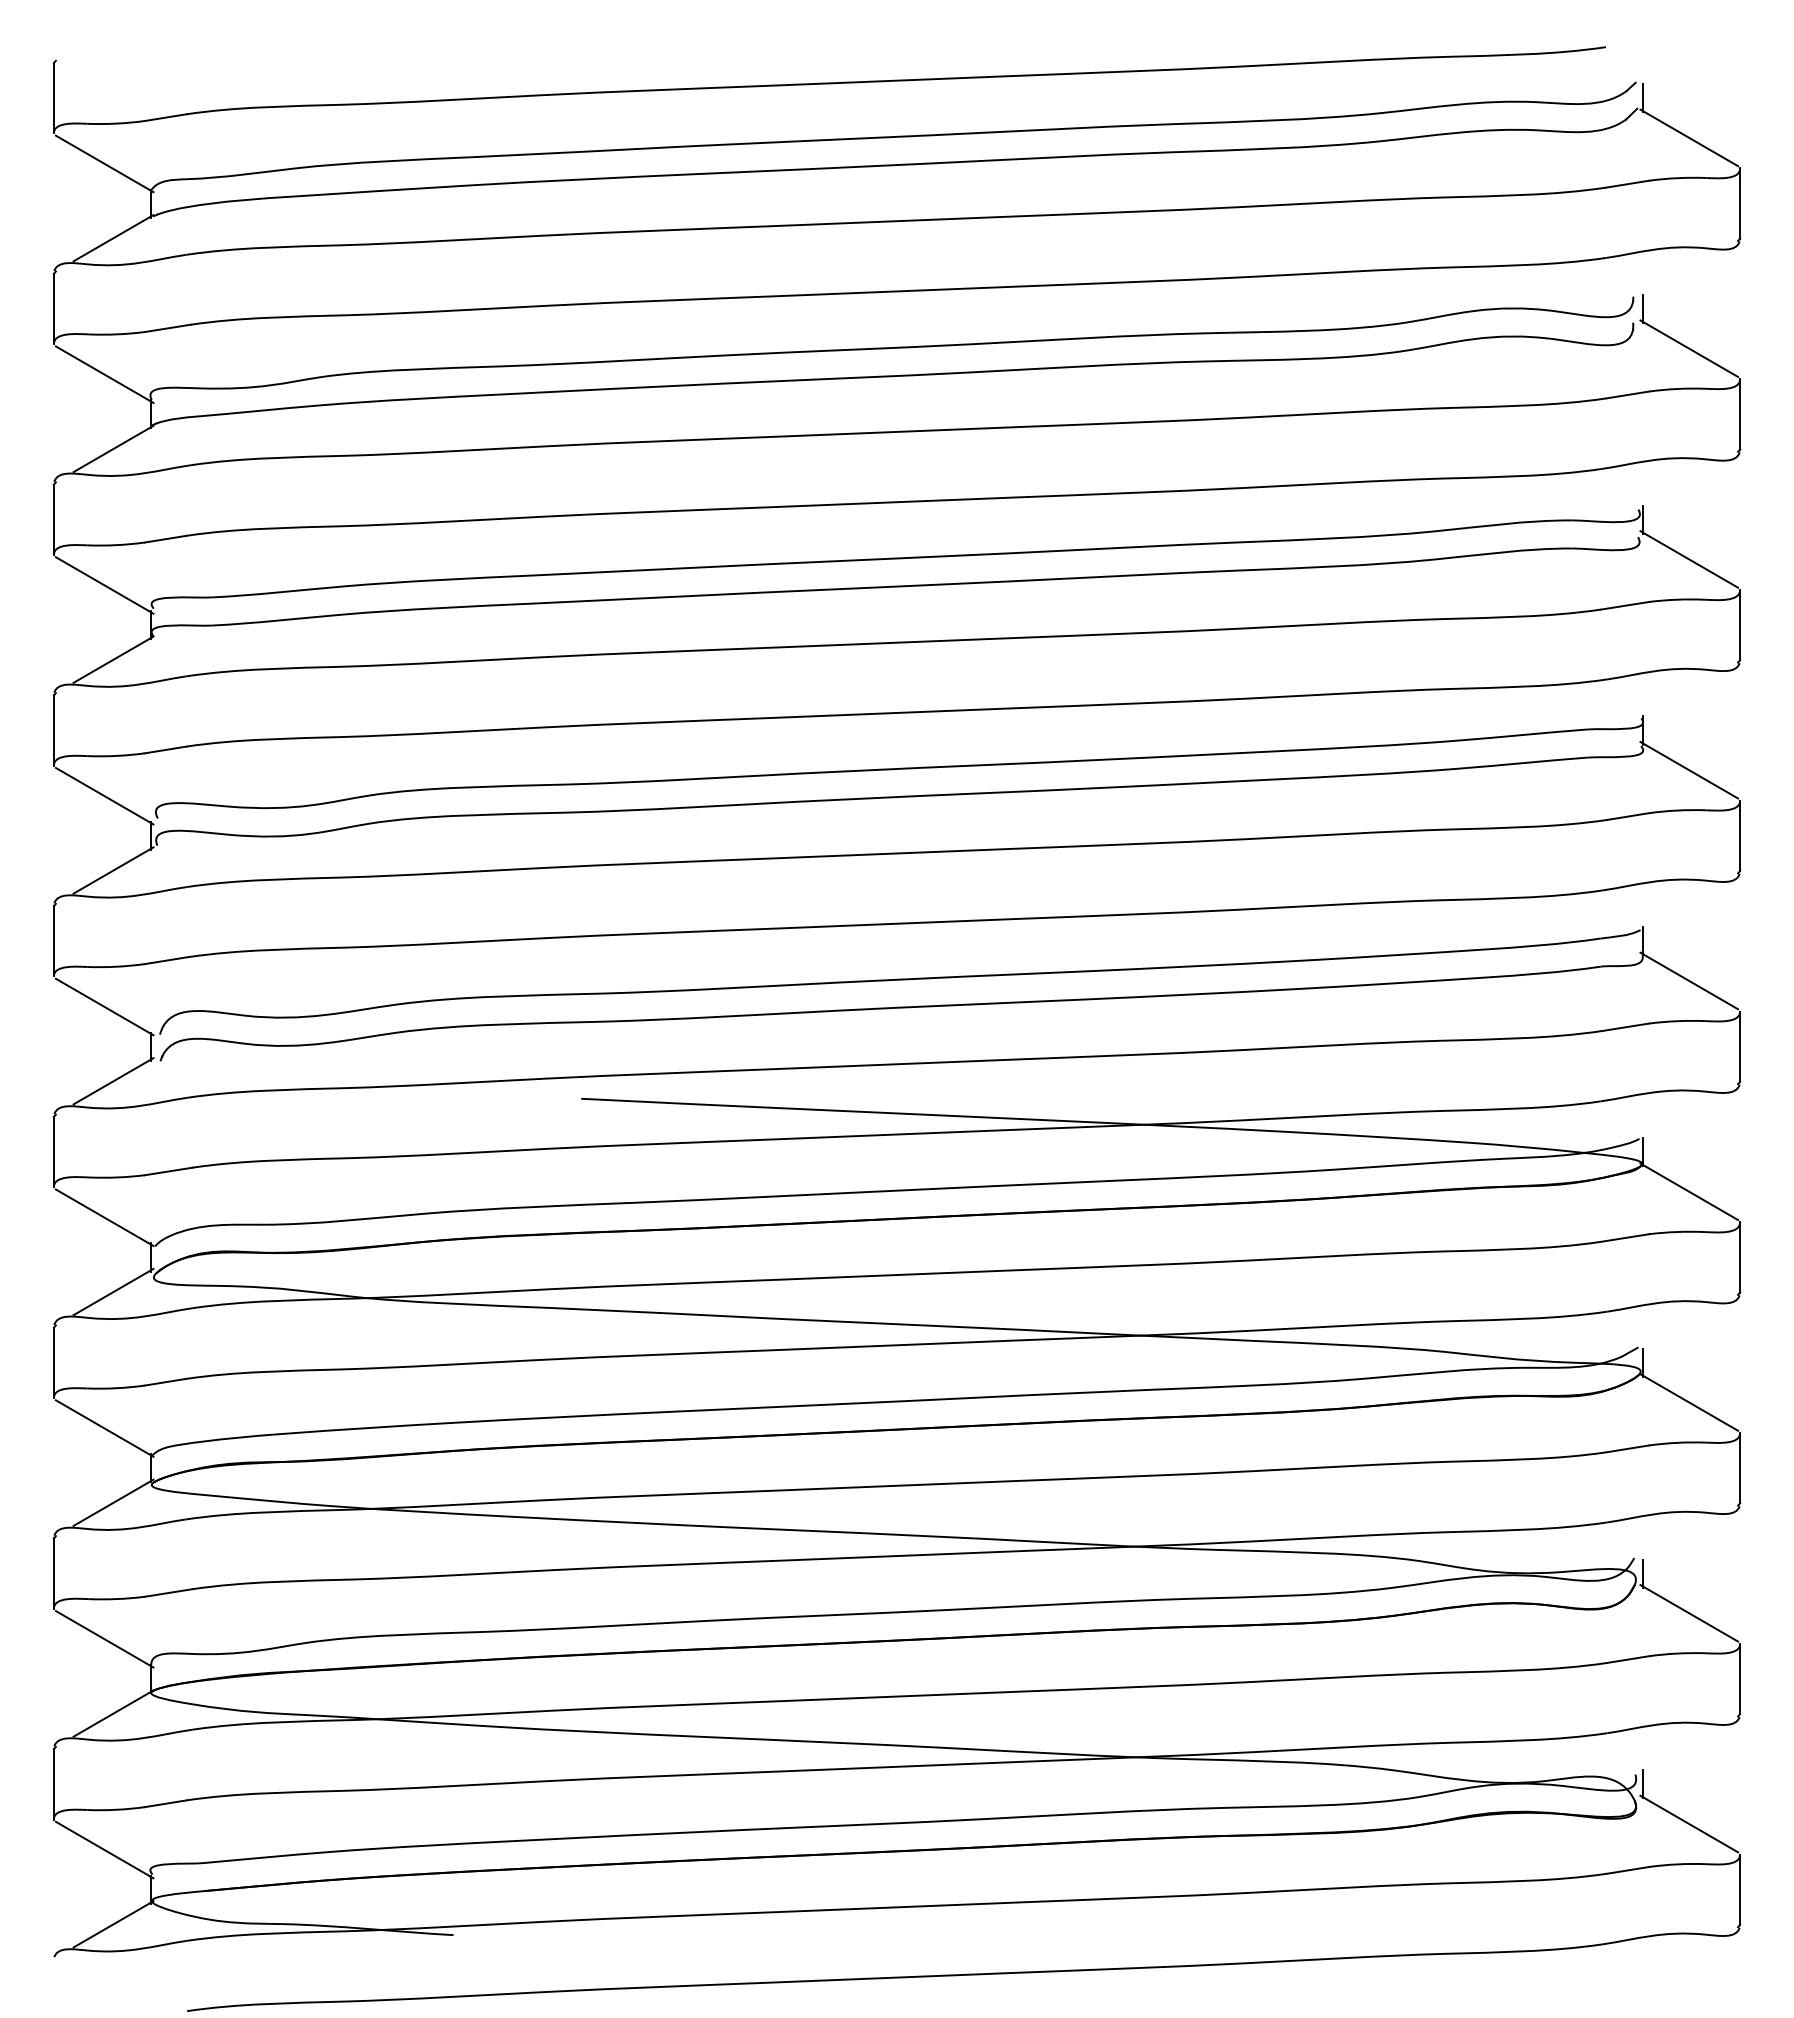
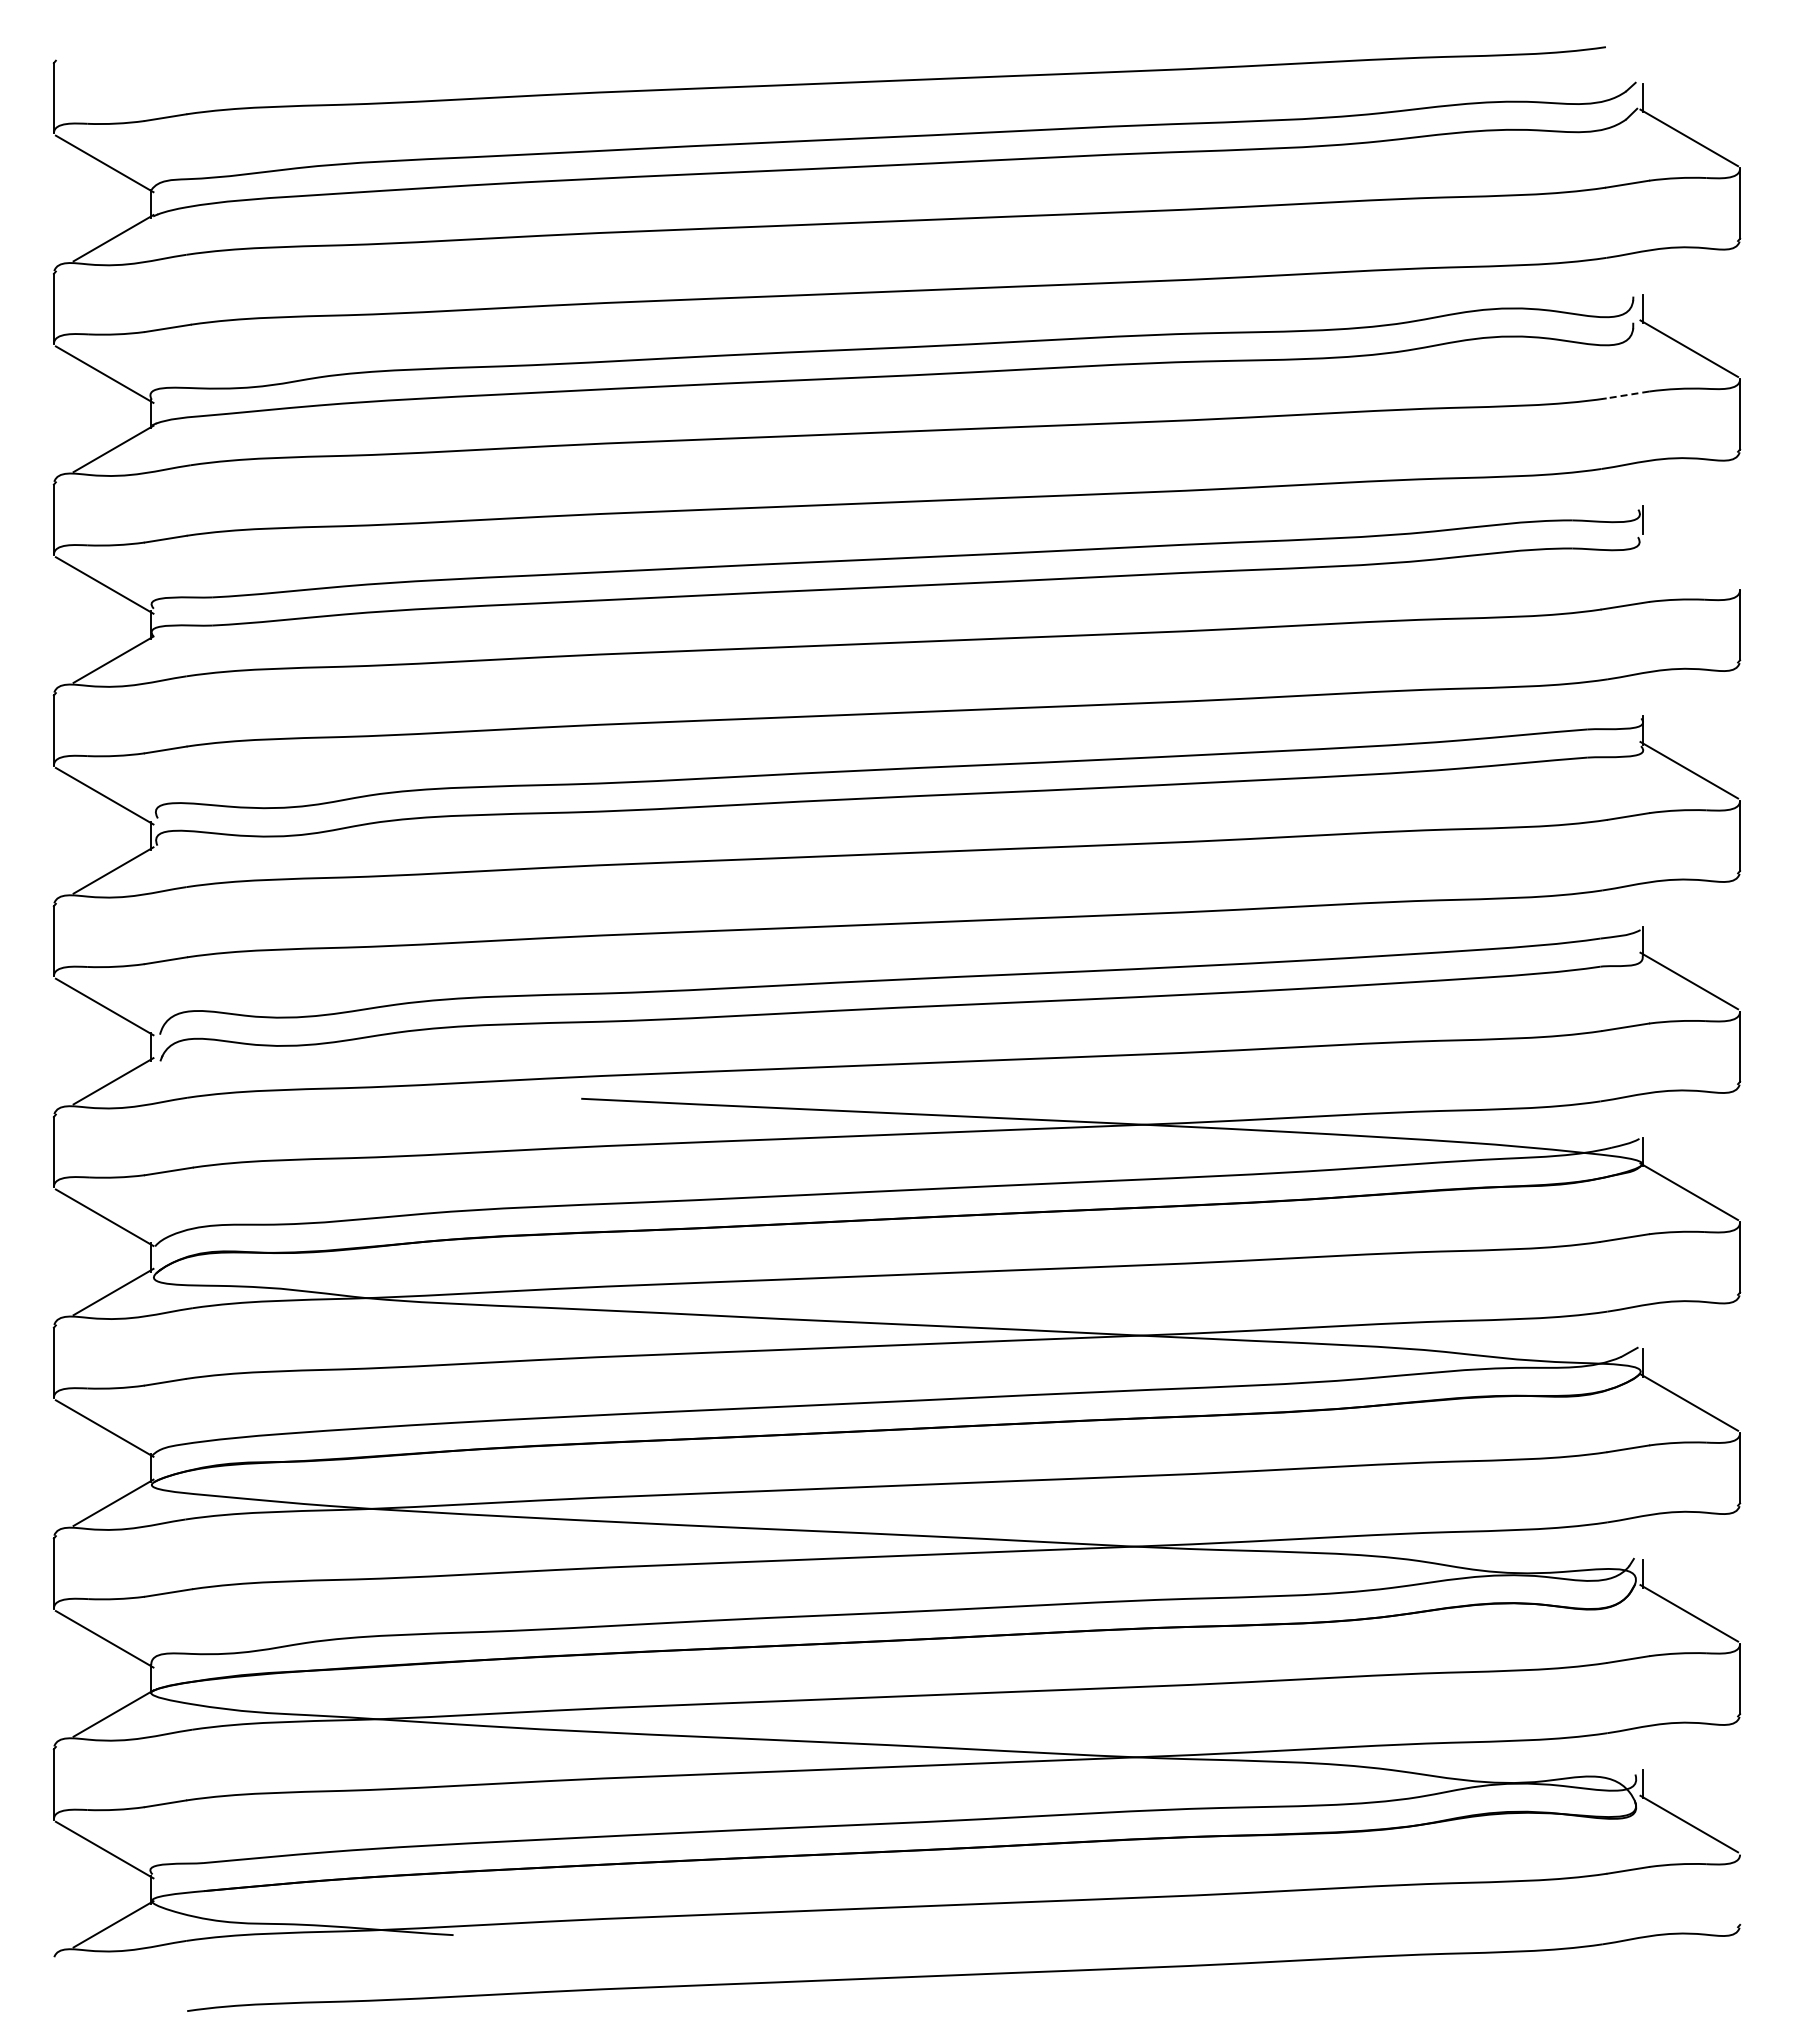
line: solid -> dashed (1627, 394)
line: present -> none (1689, 559)
line: present -> none (1740, 1889)
